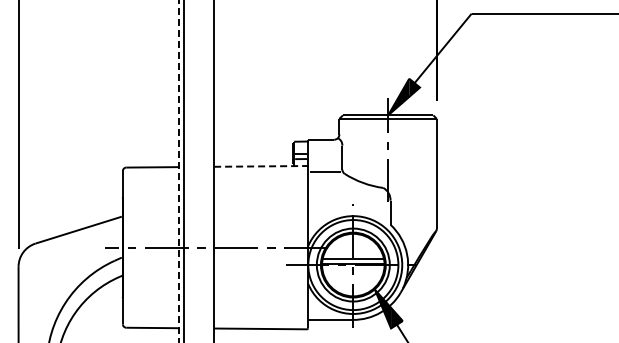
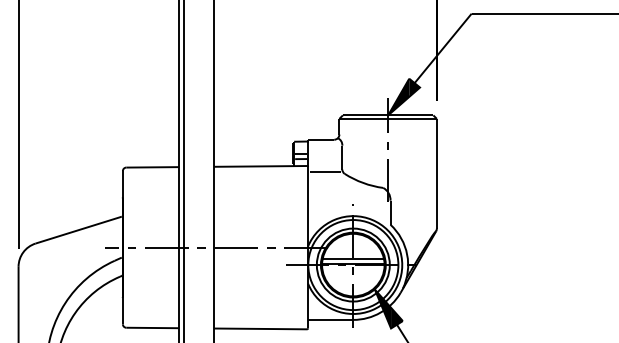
line: dashed -> solid (261, 166)
line: dashed -> solid (179, 171)
